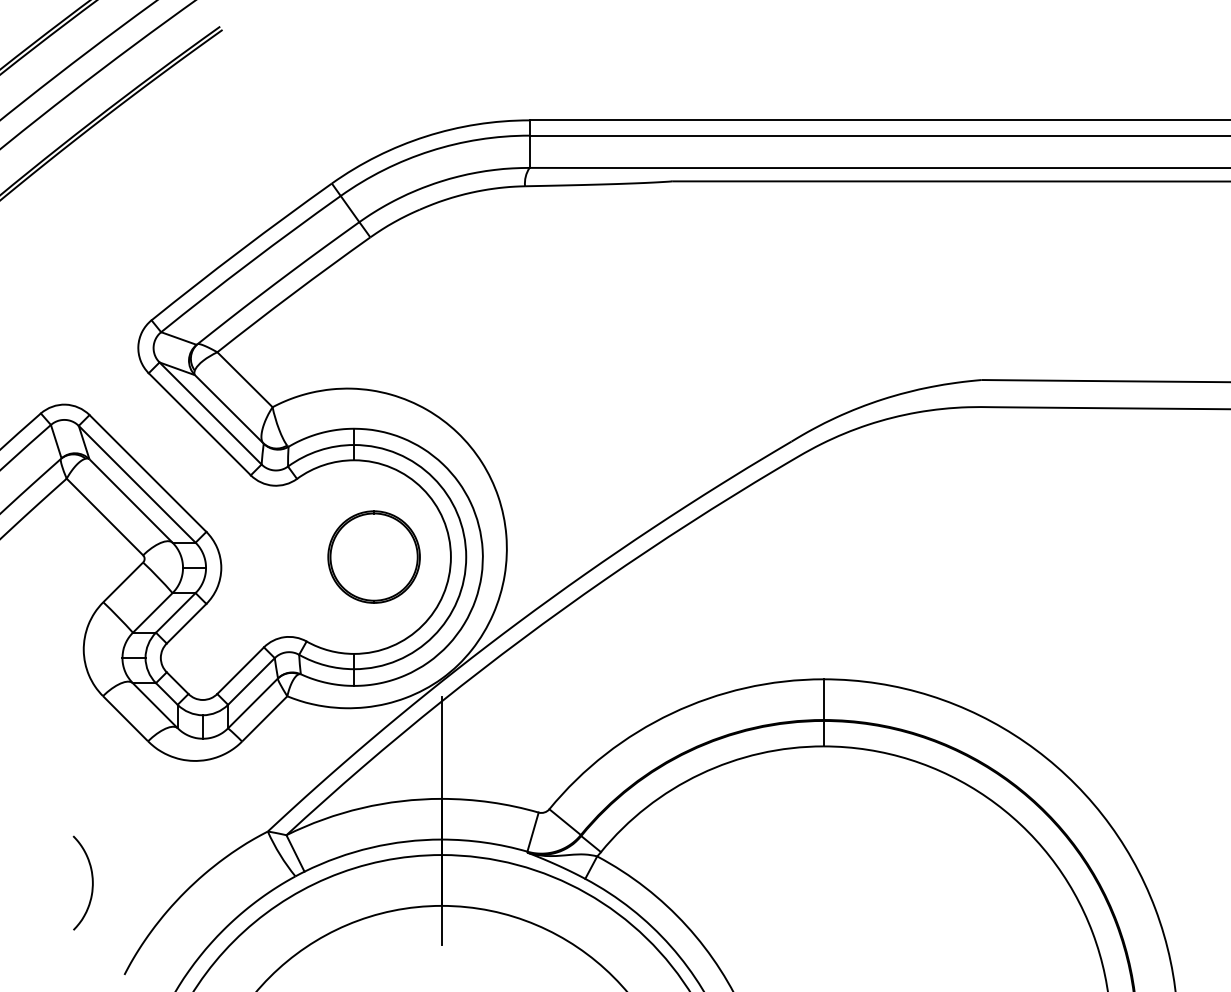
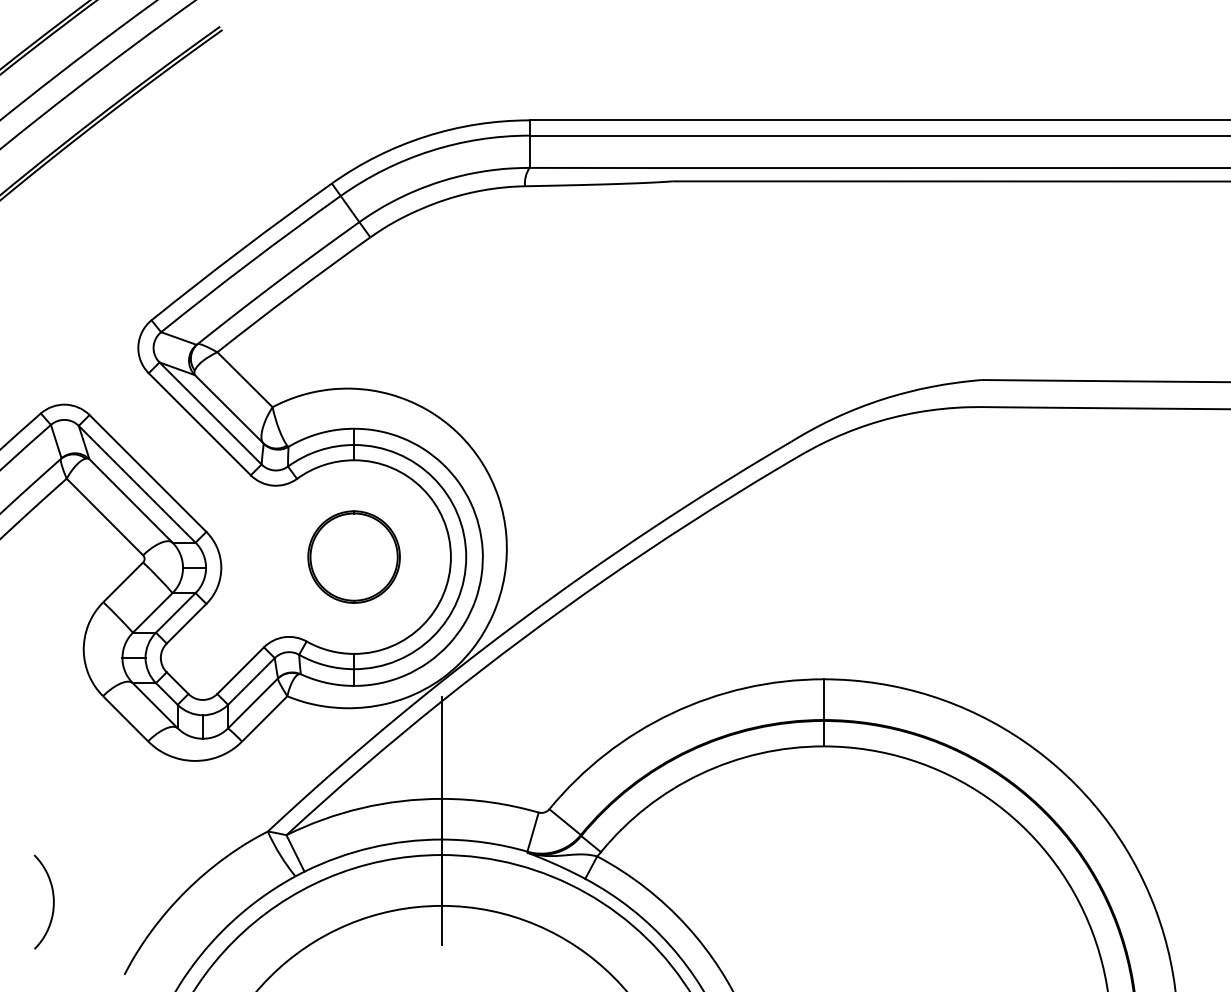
part position: (373, 556) -> (353, 556) (353, 556)
curve position: (91, 880) -> (52, 899) (52, 899)
